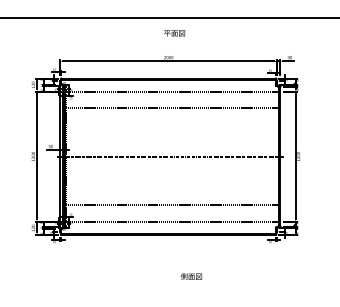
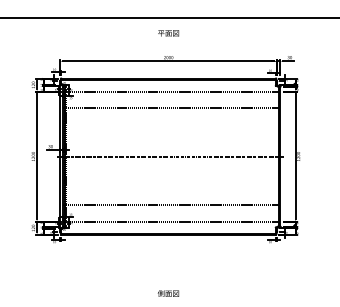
text position: (174, 33) -> (168, 33) (168, 33)
text position: (191, 276) -> (168, 293) (168, 293)
